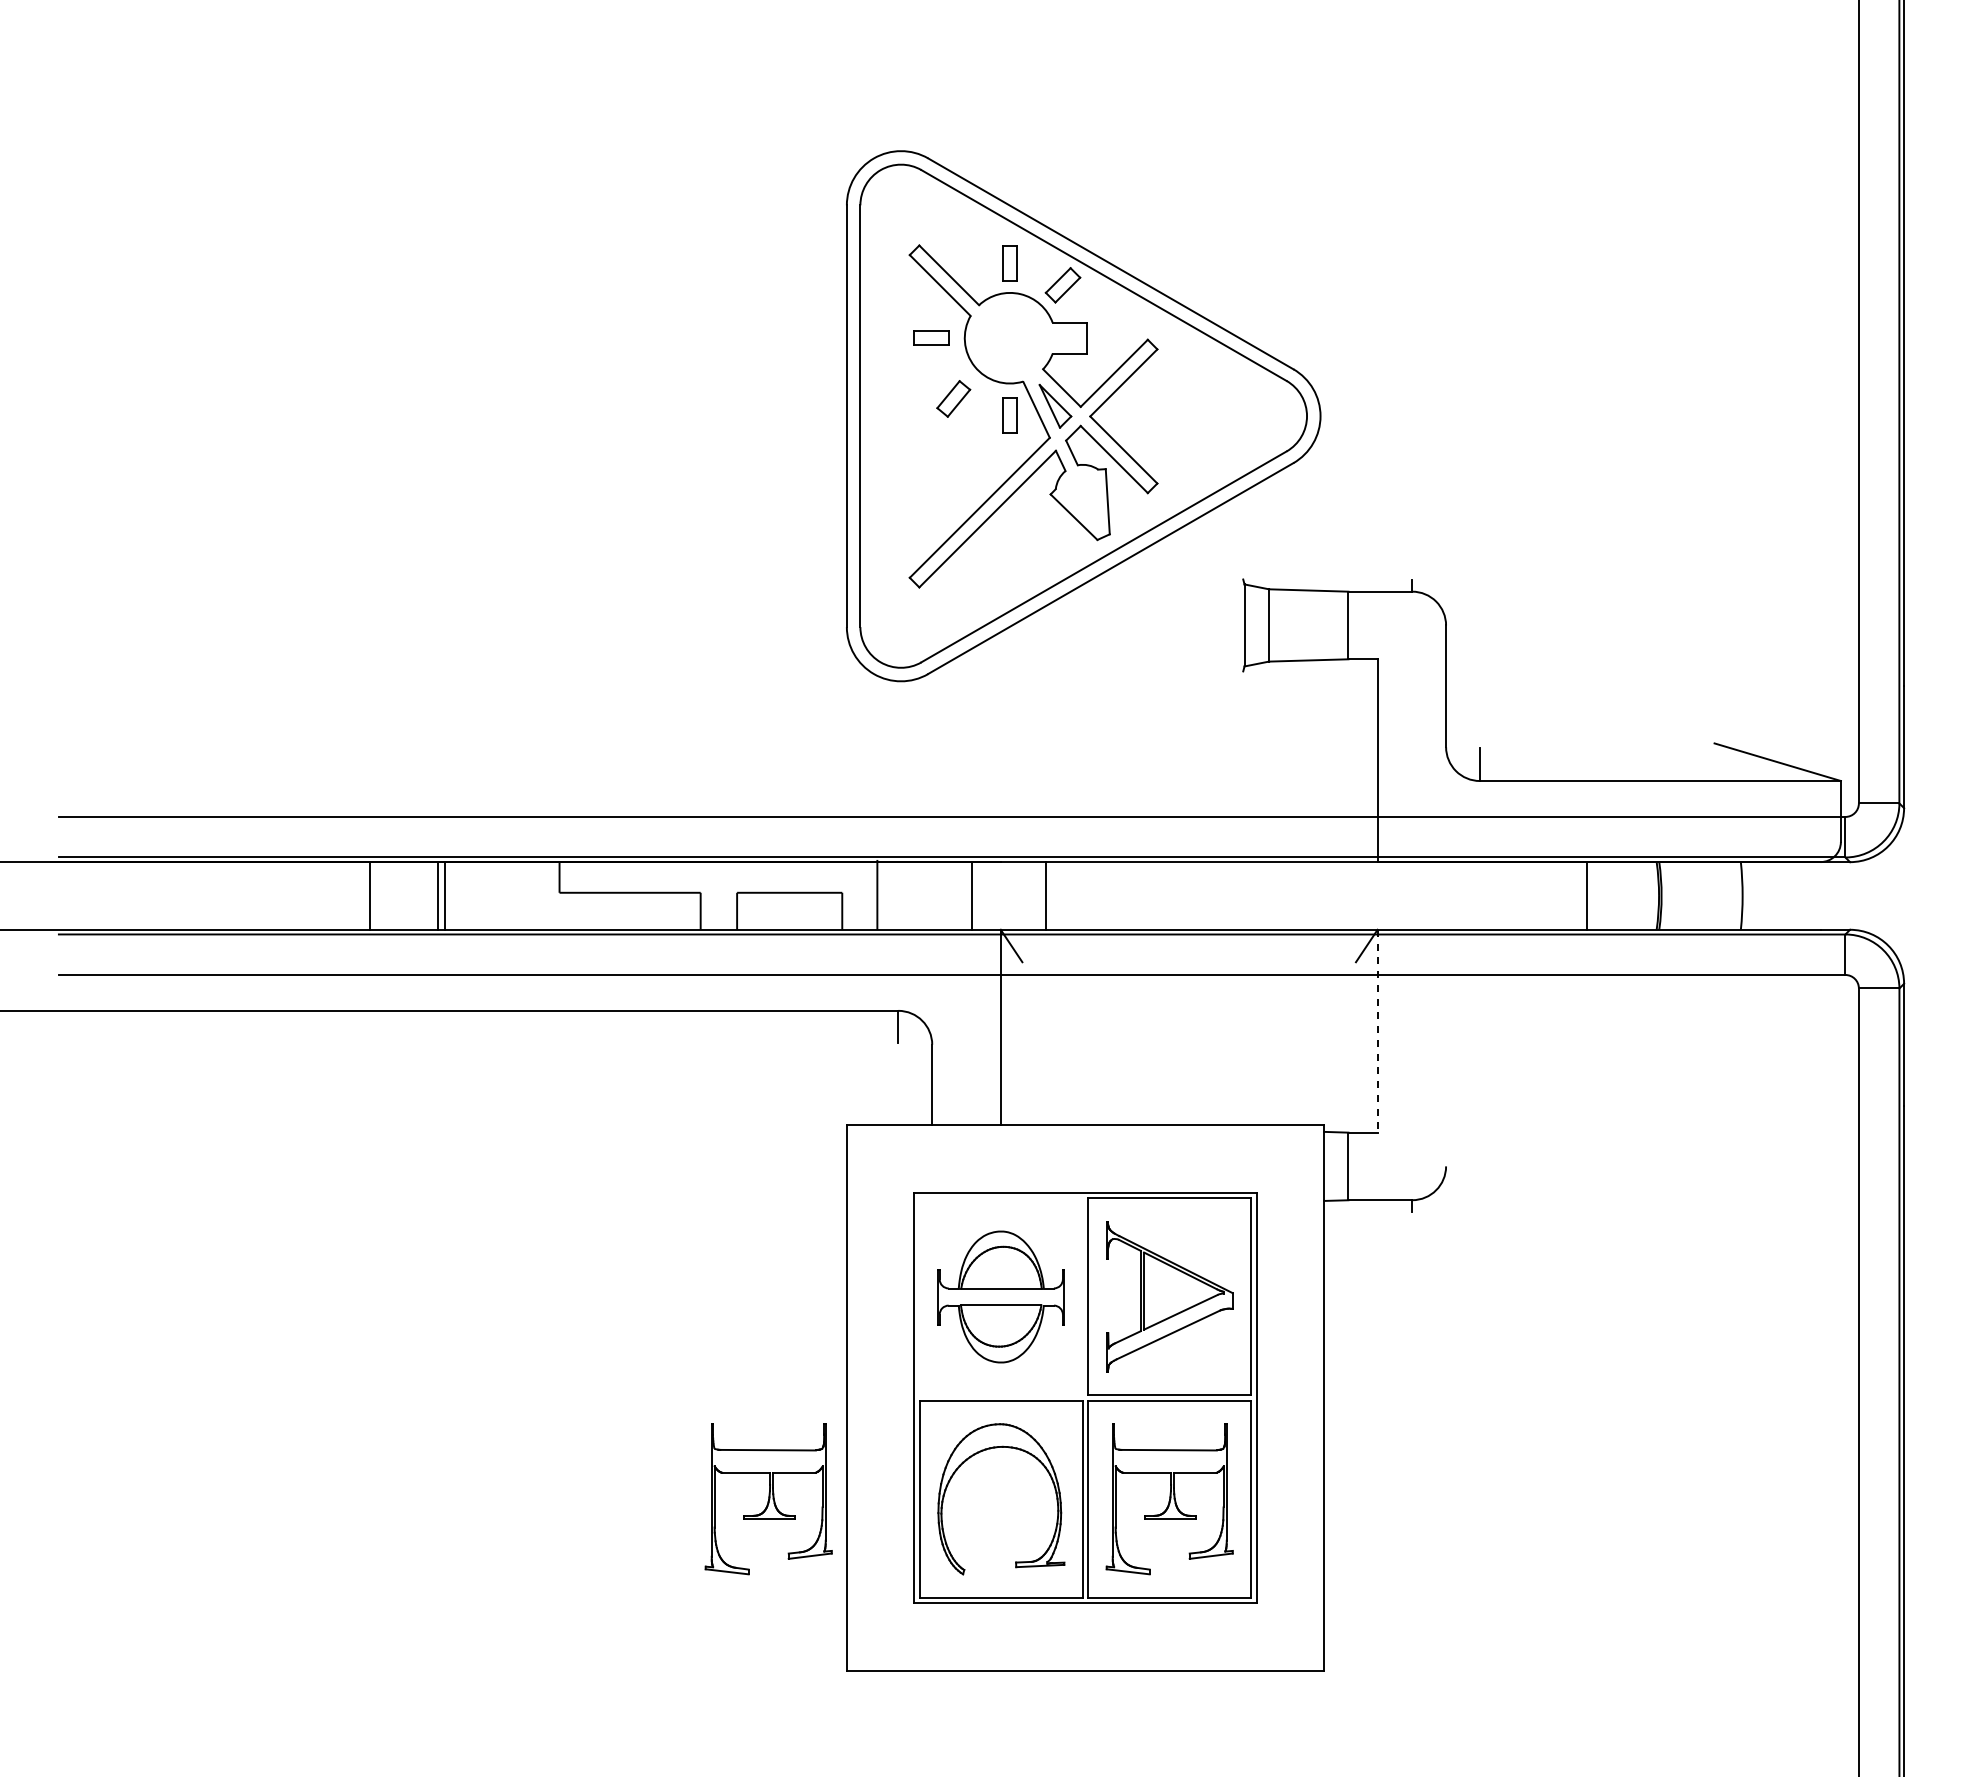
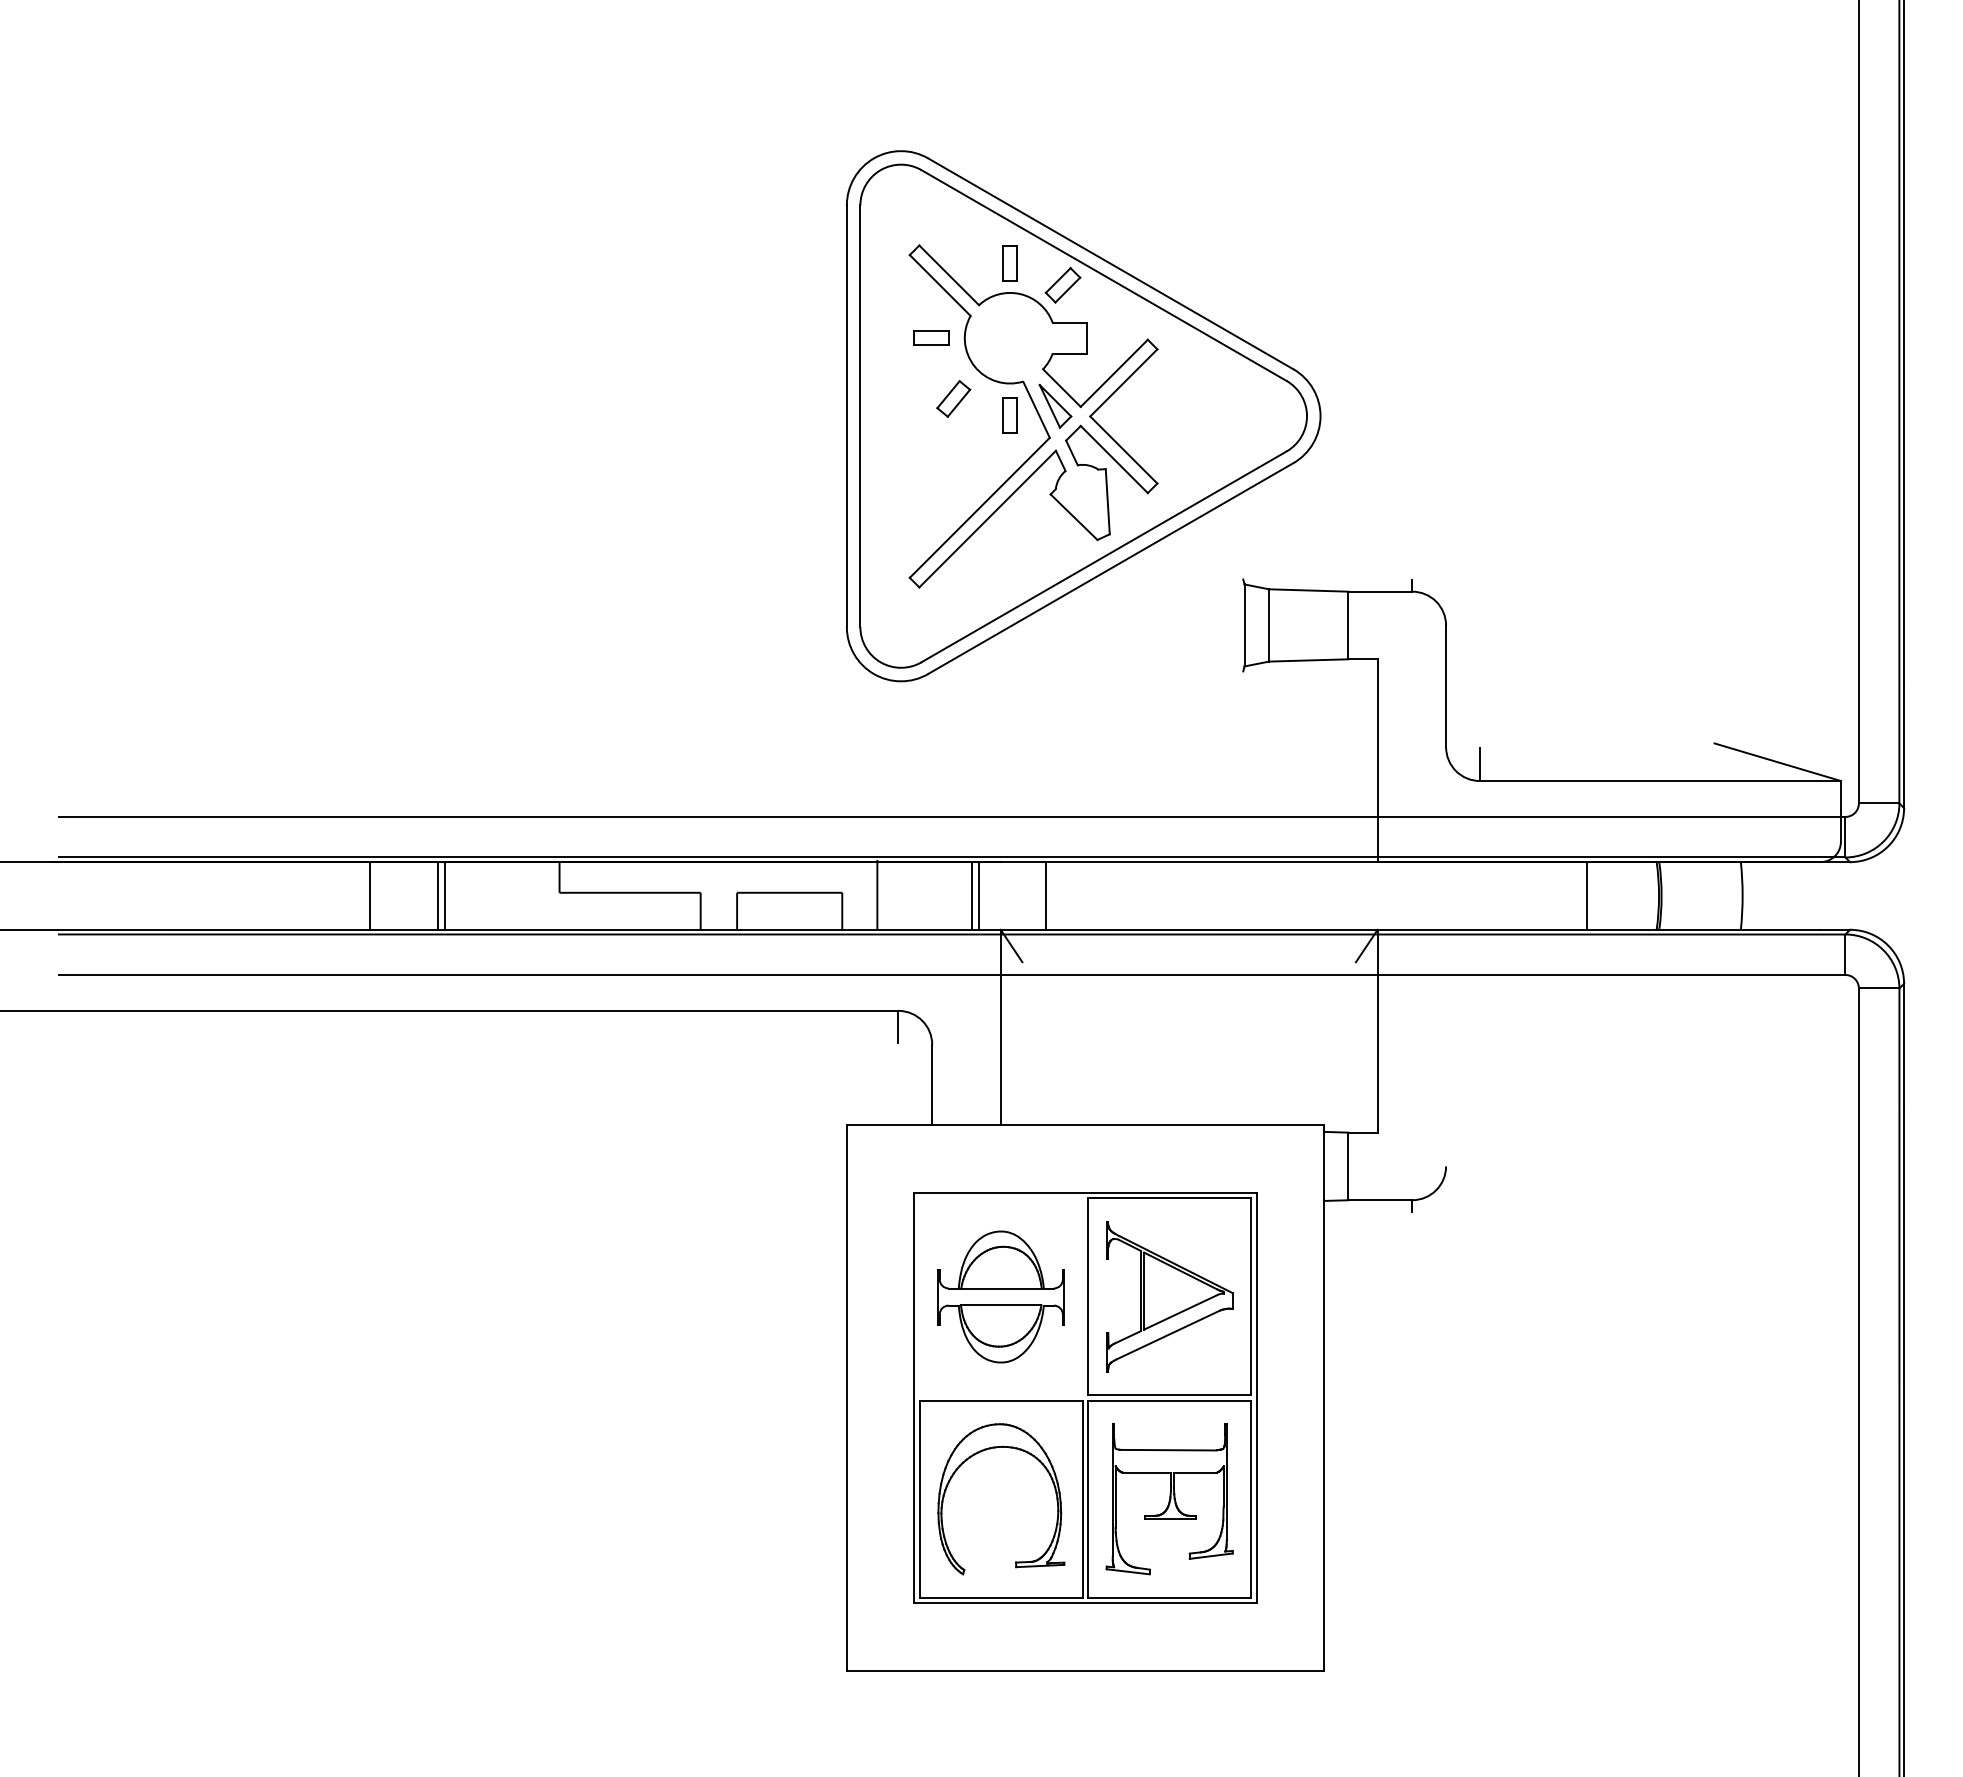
line: none -> present (978, 895)
line: dashed -> solid (1377, 1031)
part: present -> none (768, 1499)
